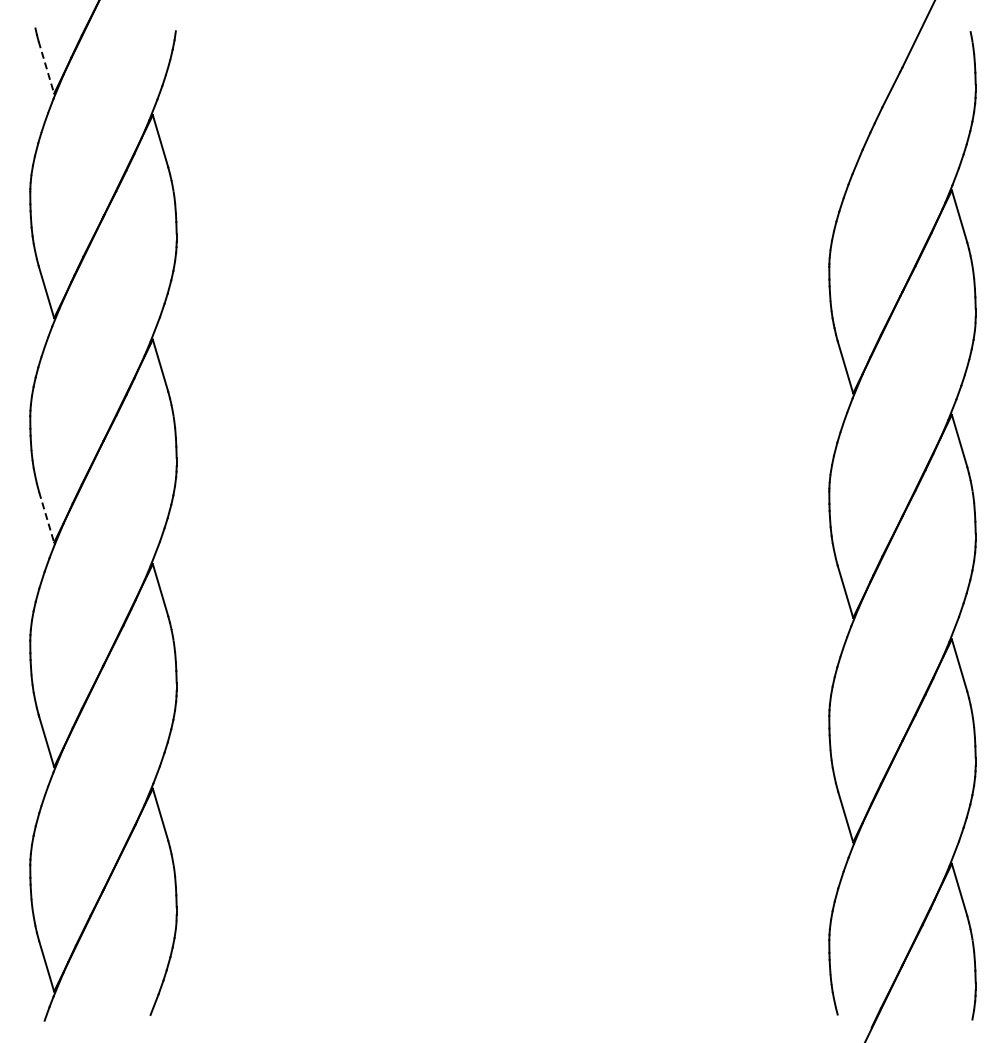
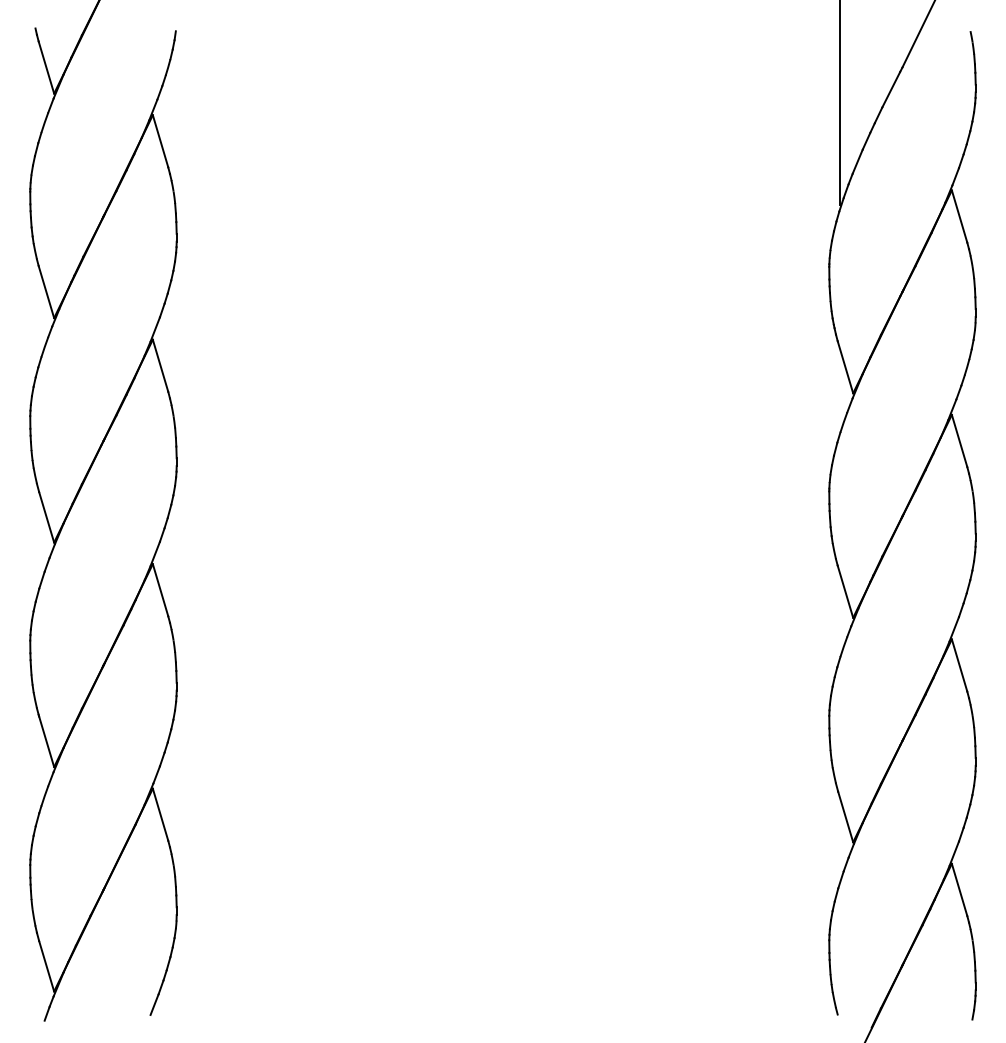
line: dashed -> solid (46, 68)
line: none -> present (839, 103)
line: dashed -> solid (46, 517)
